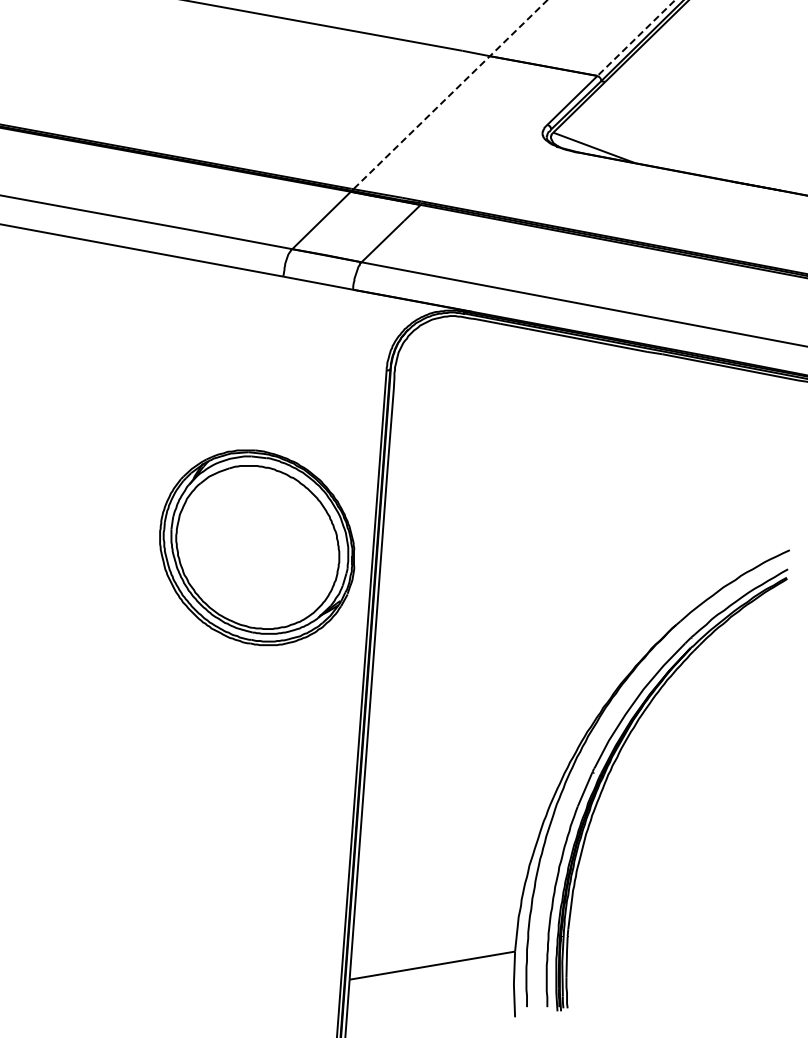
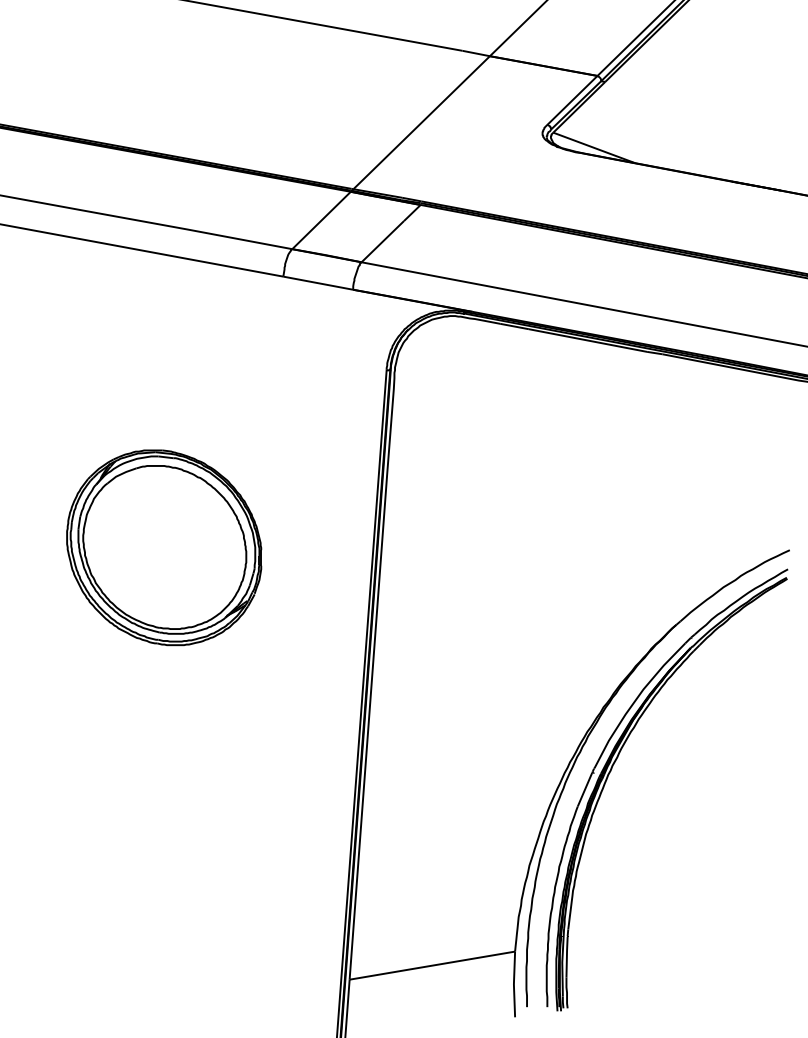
line: dashed -> solid (636, 38)
line: dashed -> solid (450, 94)
part position: (257, 547) -> (164, 547) (164, 547)
